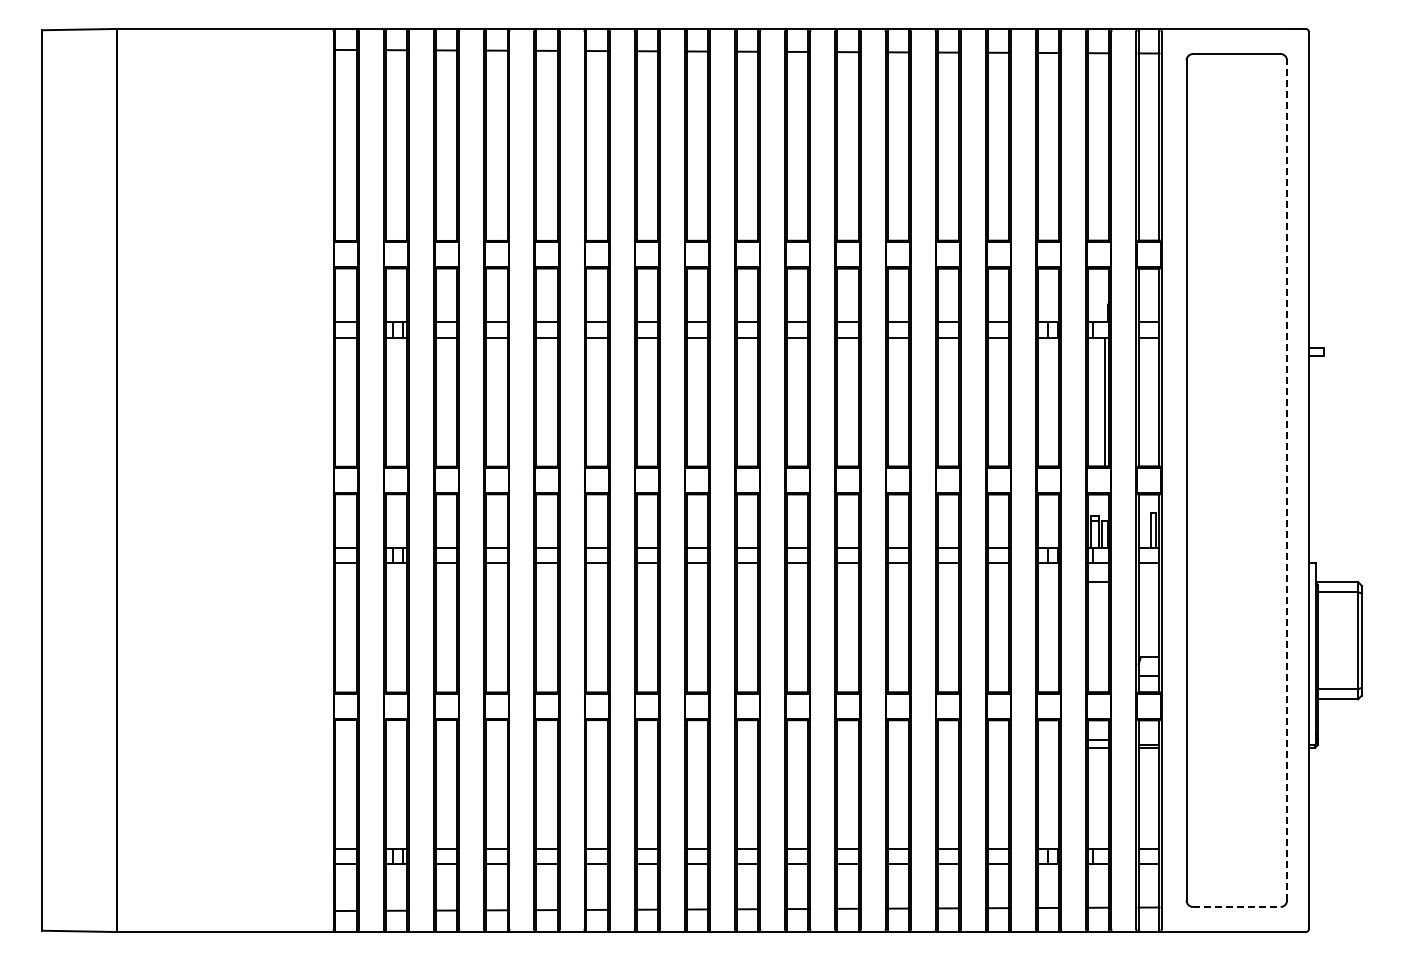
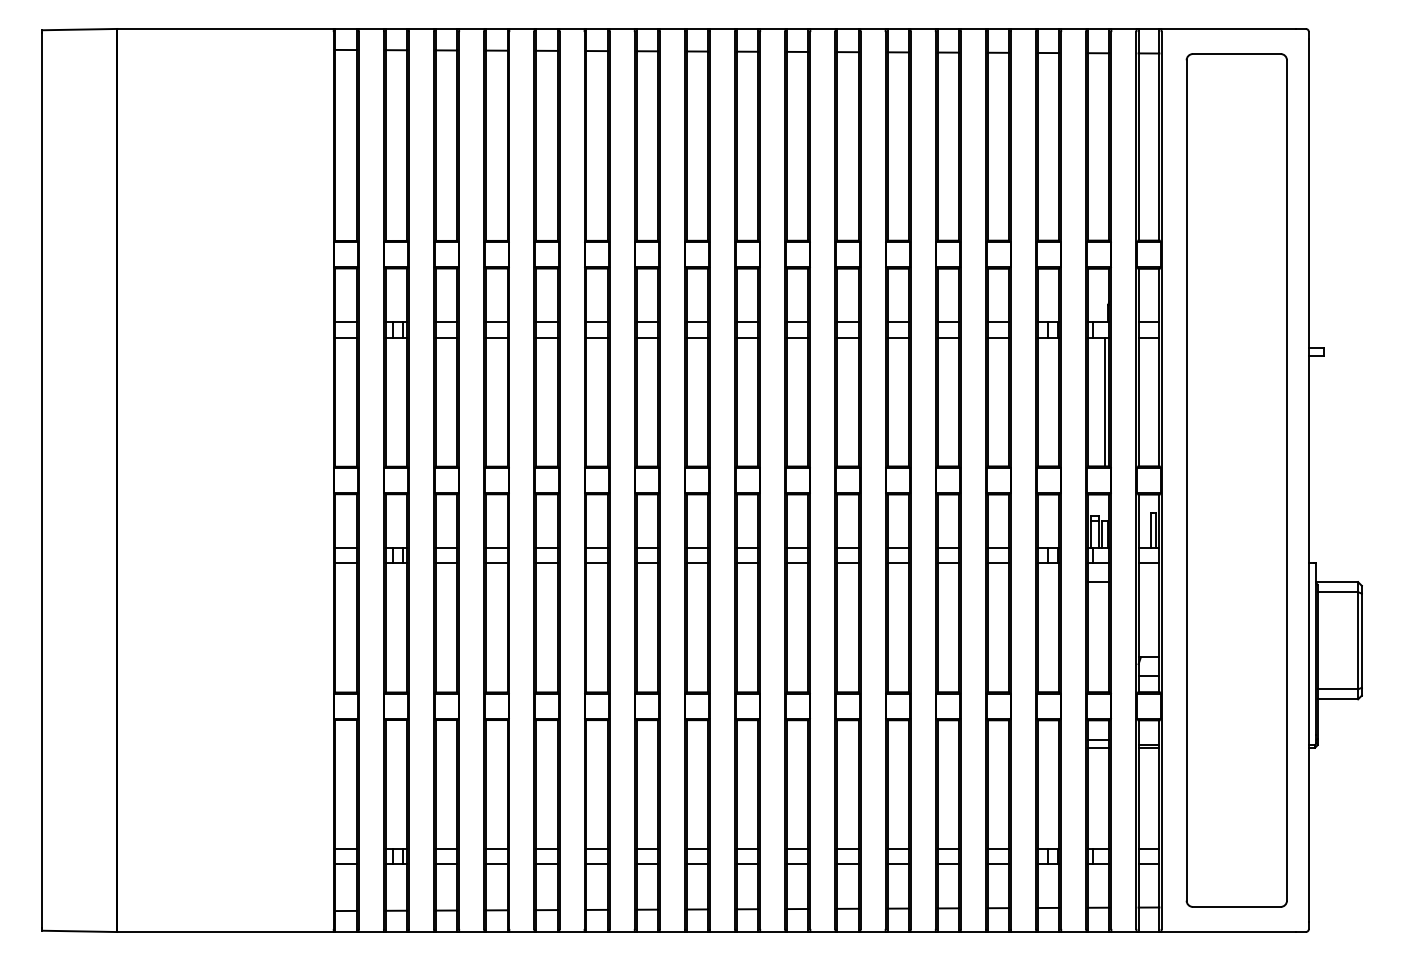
line: dashed -> solid (1286, 480)
line: dashed -> solid (1236, 906)
